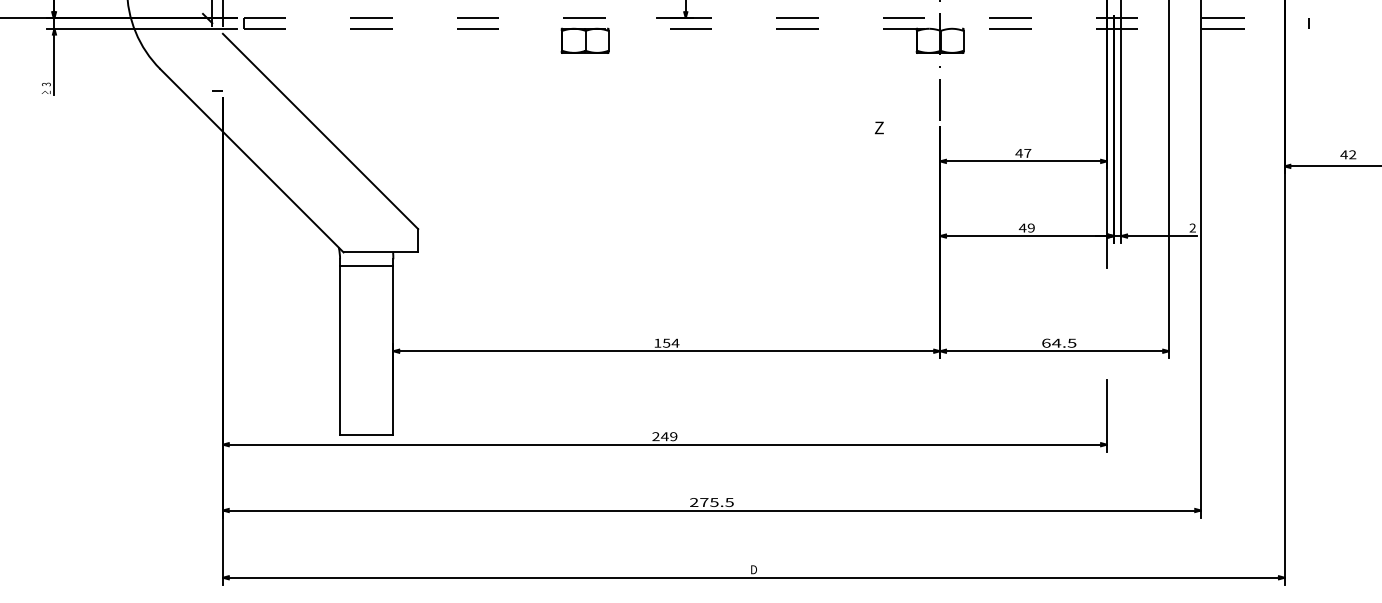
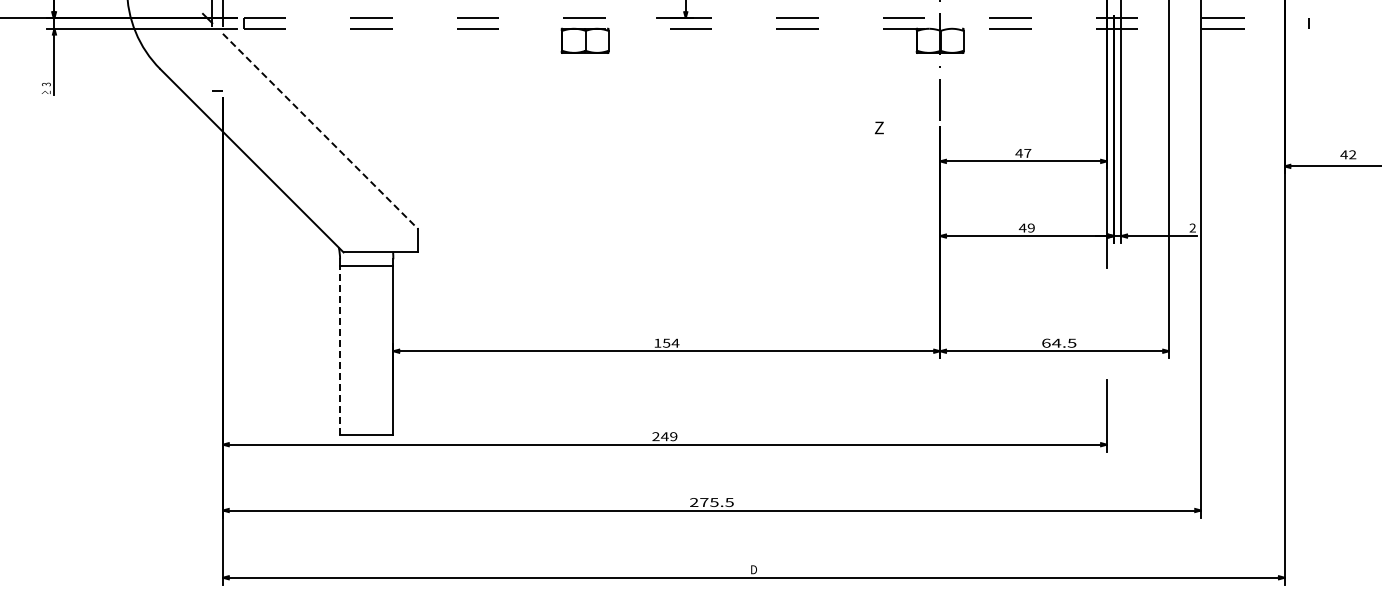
line: solid -> dashed (320, 131)
line: solid -> dashed (340, 350)
